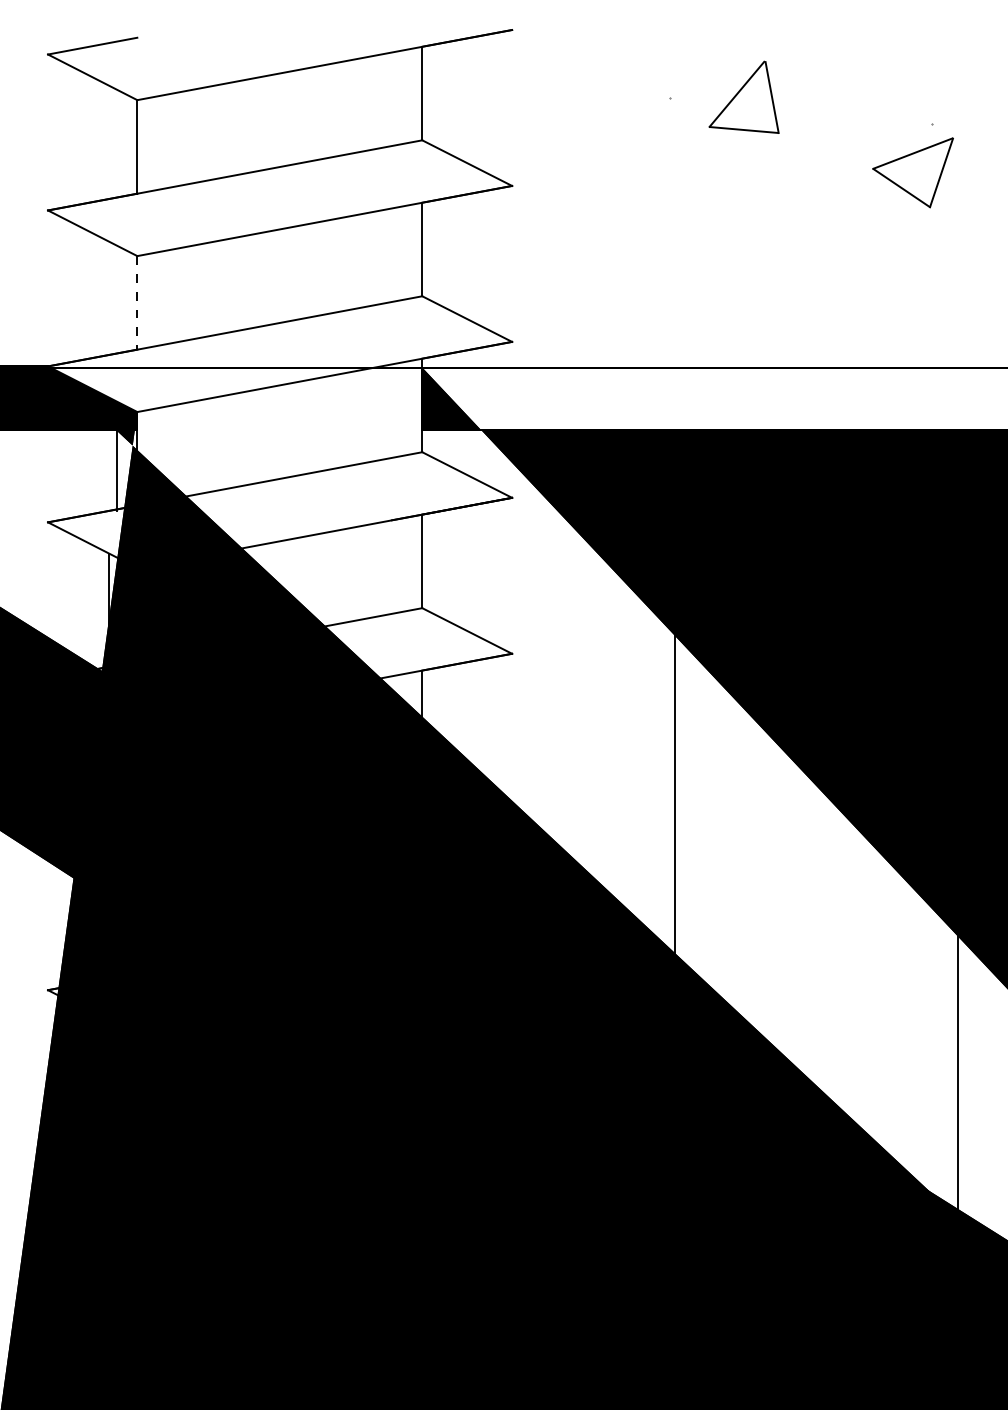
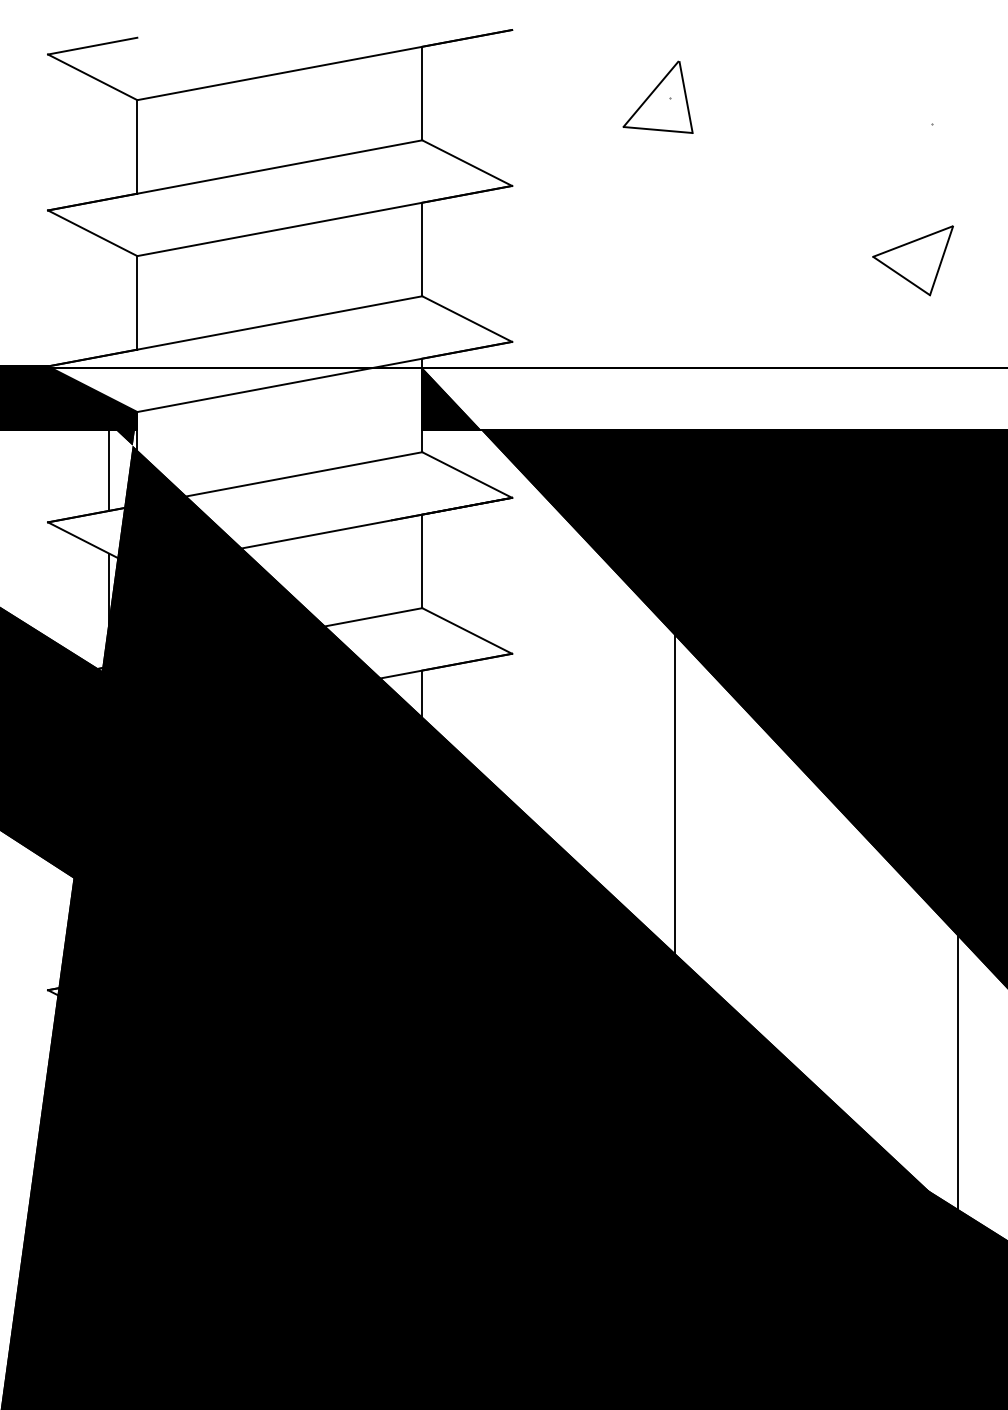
part position: (743, 96) -> (657, 96) (657, 96)
part position: (912, 172) -> (912, 260) (912, 260)
line: dashed -> solid (137, 302)
line position: (117, 469) -> (109, 469) (109, 469)
